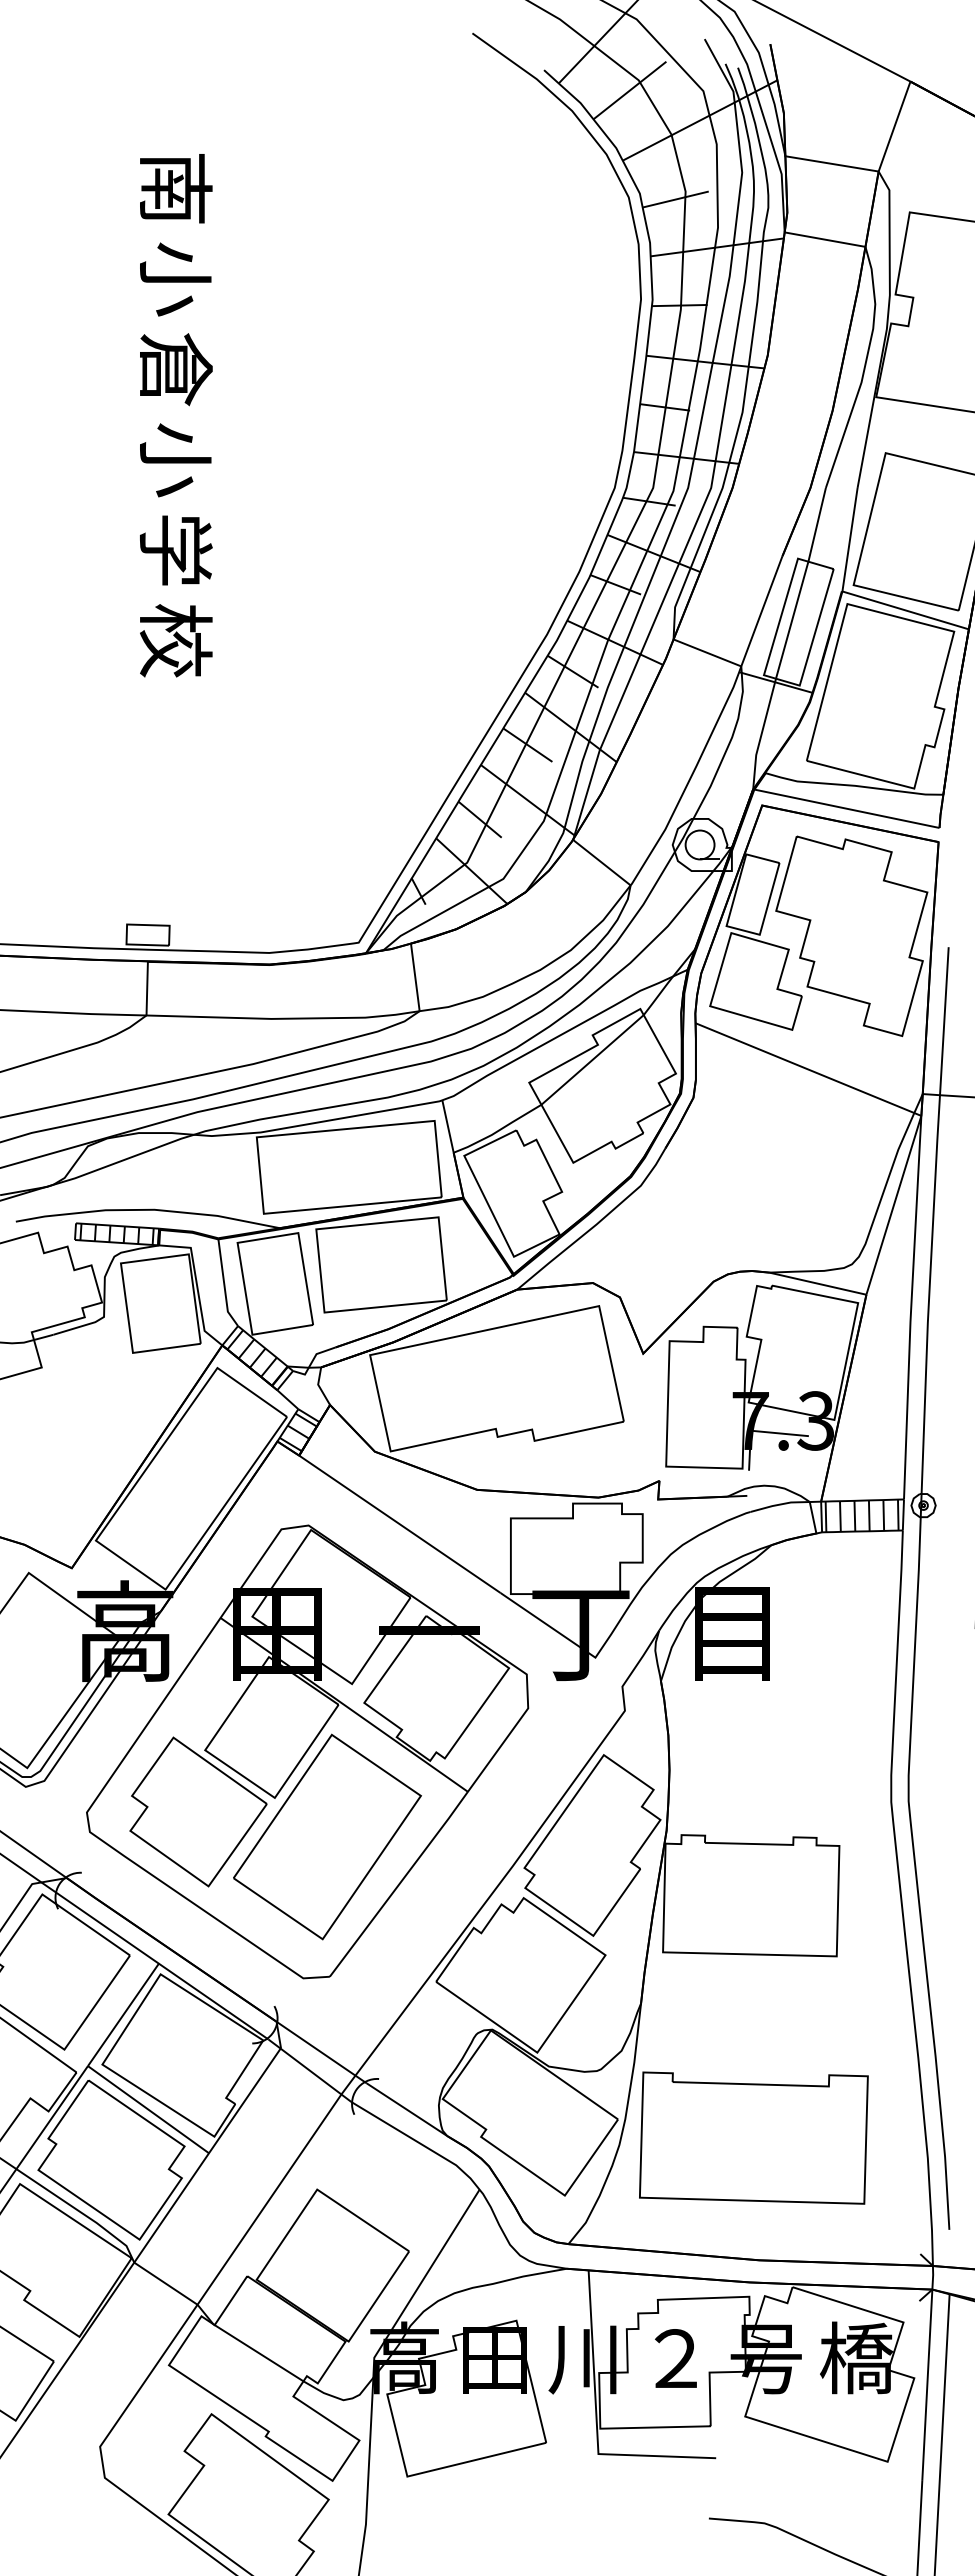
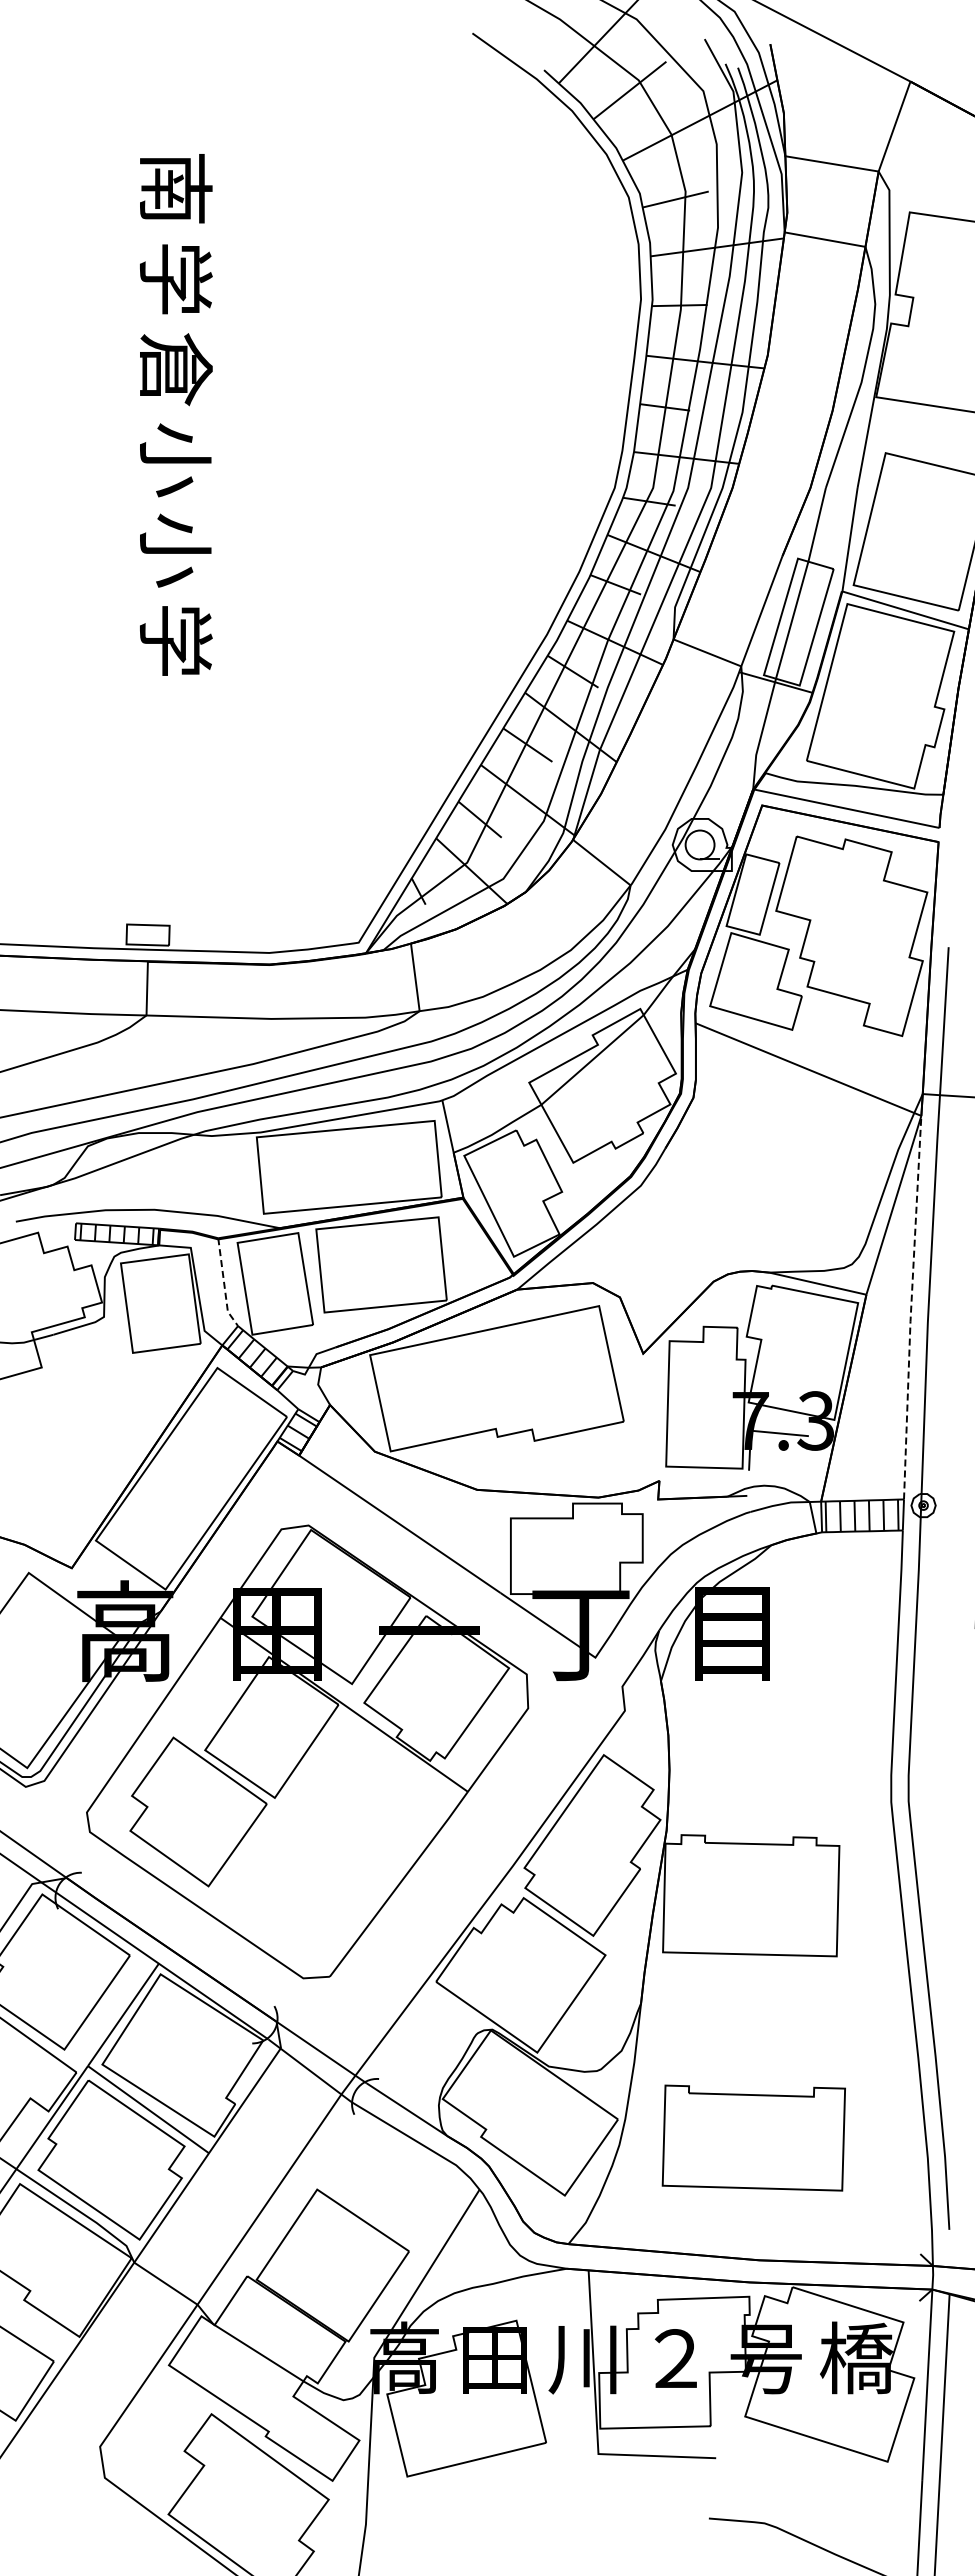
text: 小 -> 学 (176, 279)
text: 学 -> 小 (176, 550)
text: 校 -> 学 (176, 640)
line: solid -> dashed (224, 1284)
line: solid -> dashed (911, 1306)
part: present -> none (327, 1836)
part size: 230x134 px -> 185x108 px (753, 2137)
